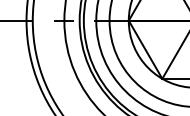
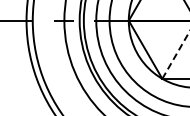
line: solid -> dashed (176, 54)
